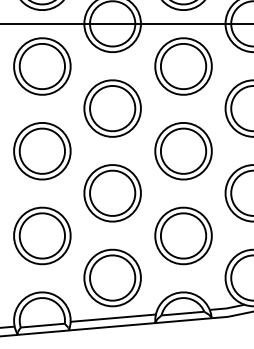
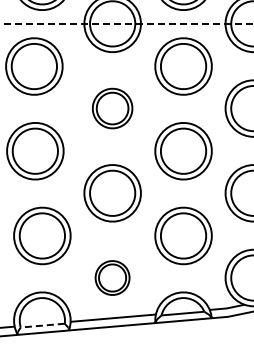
line: solid -> dashed (127, 23)
part position: (42, 66) -> (34, 66) (34, 66)
part size: 59x59 px -> 42x43 px (112, 108)
part position: (42, 151) -> (35, 151) (35, 151)
part size: 59x60 px -> 37x36 px (112, 277)
line: solid -> dashed (42, 325)
